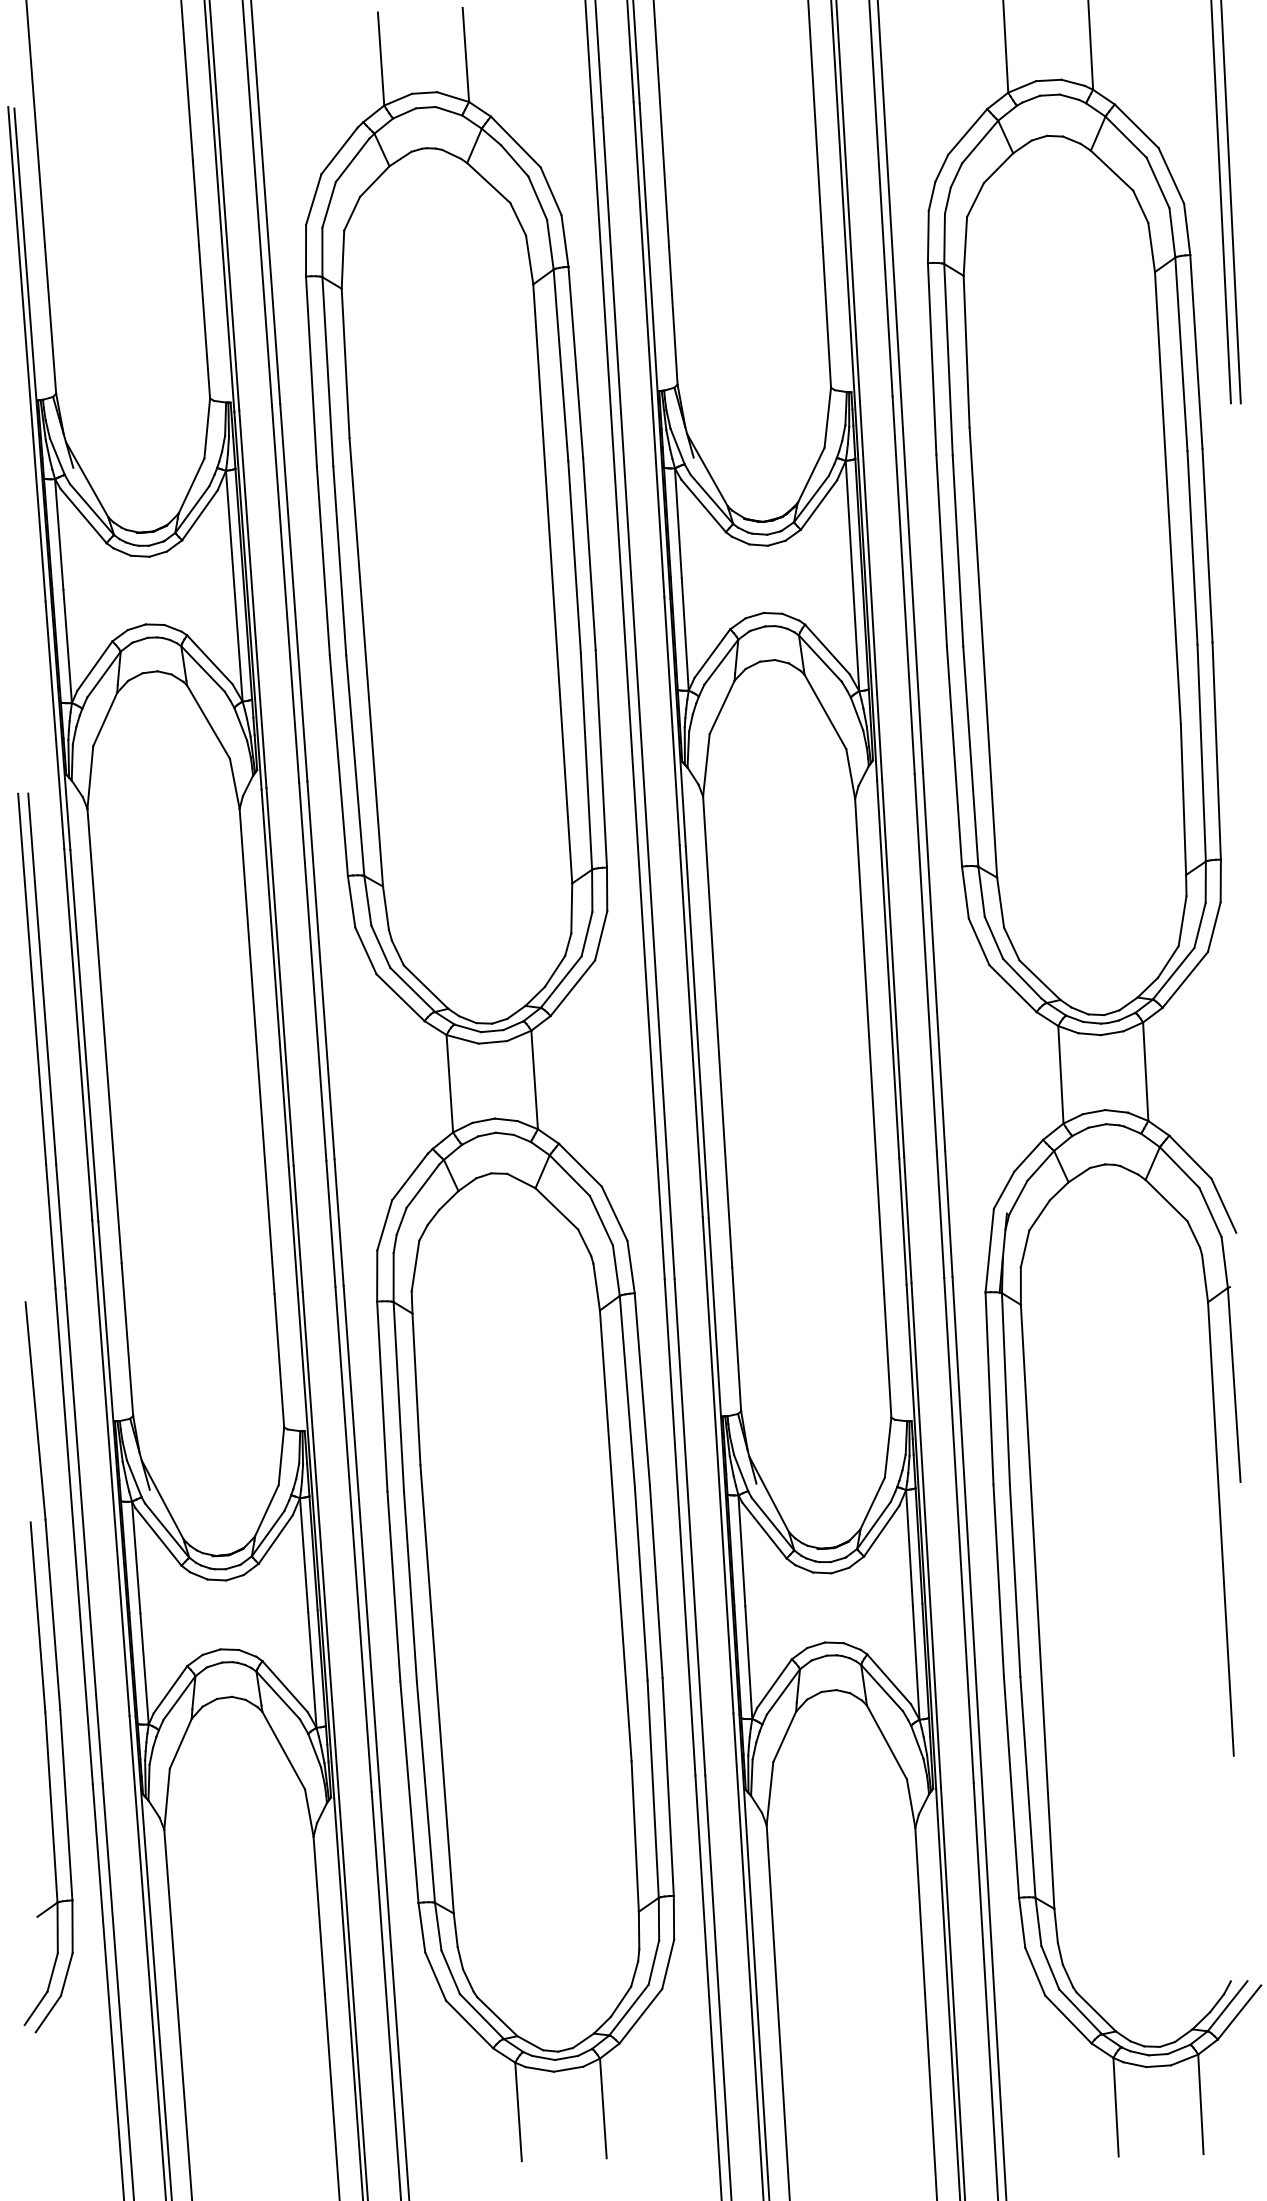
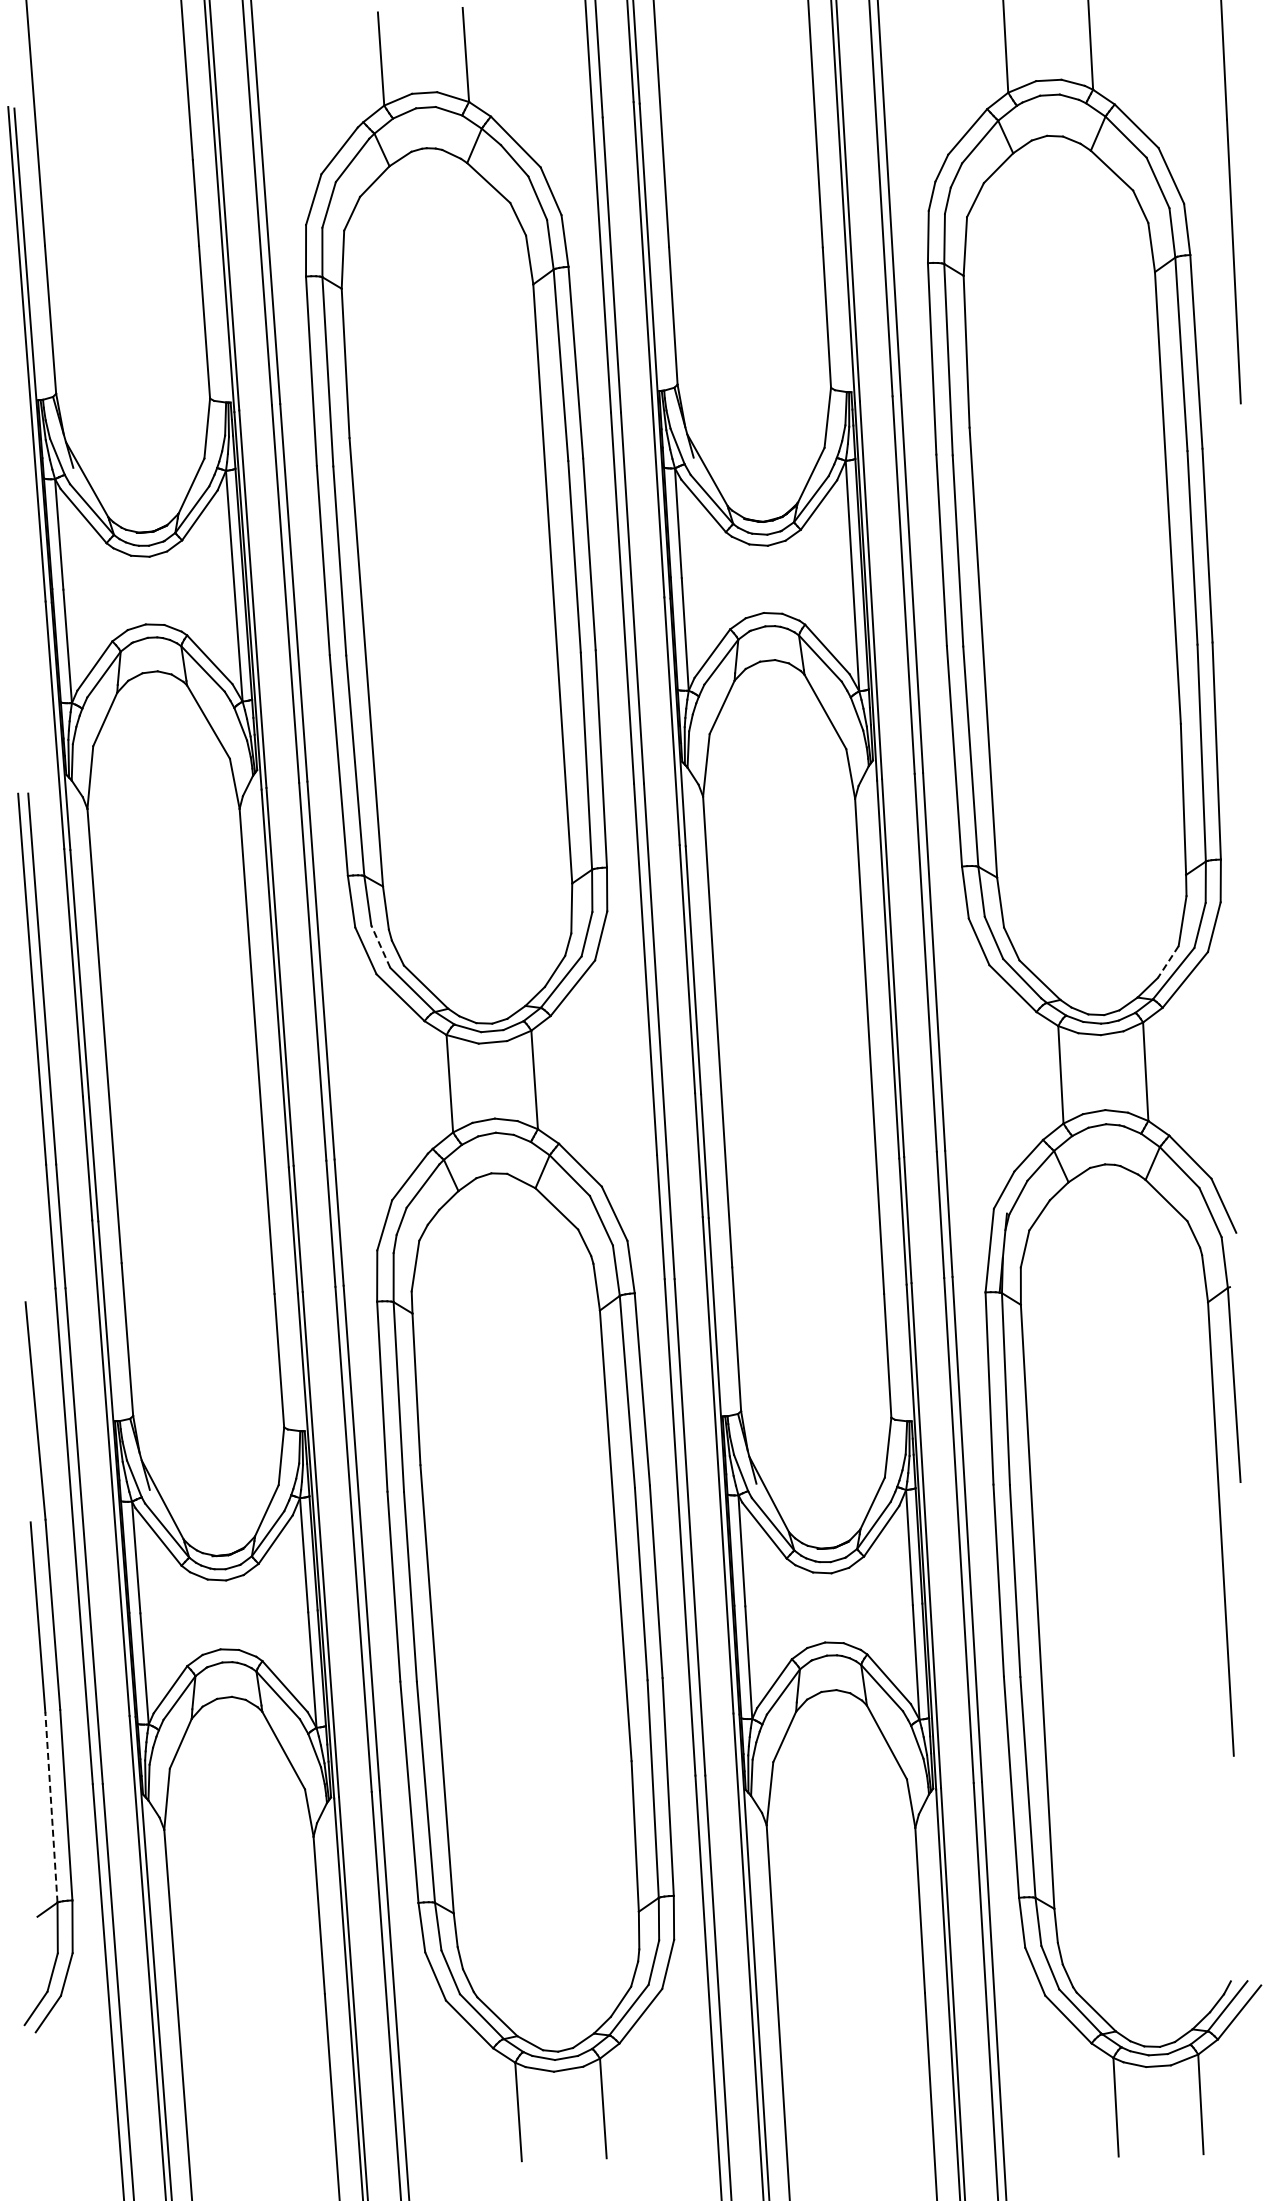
line: present -> none (1220, 202)
line: solid -> dashed (380, 946)
line: solid -> dashed (1168, 962)
line: solid -> dashed (51, 1806)
